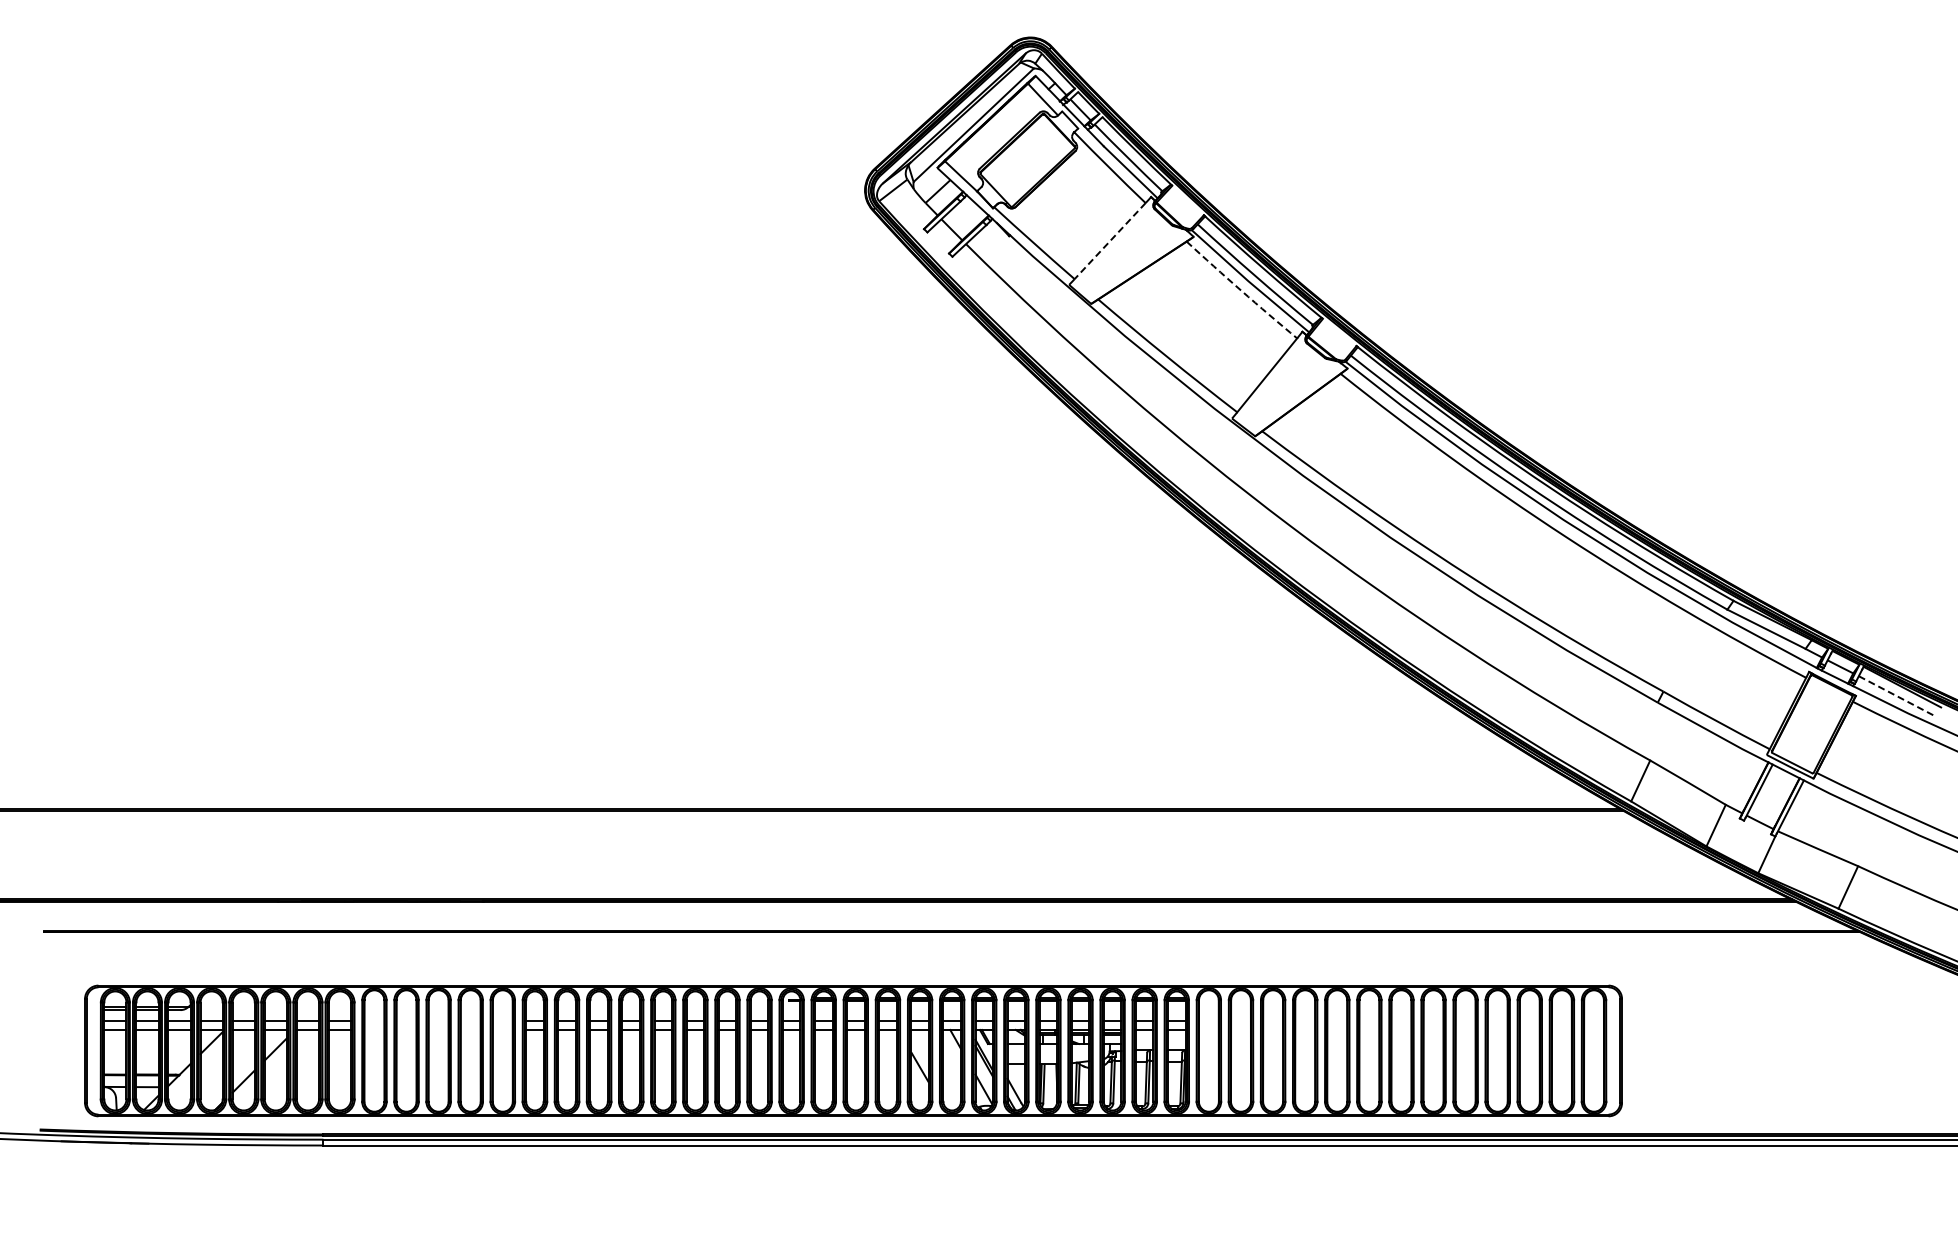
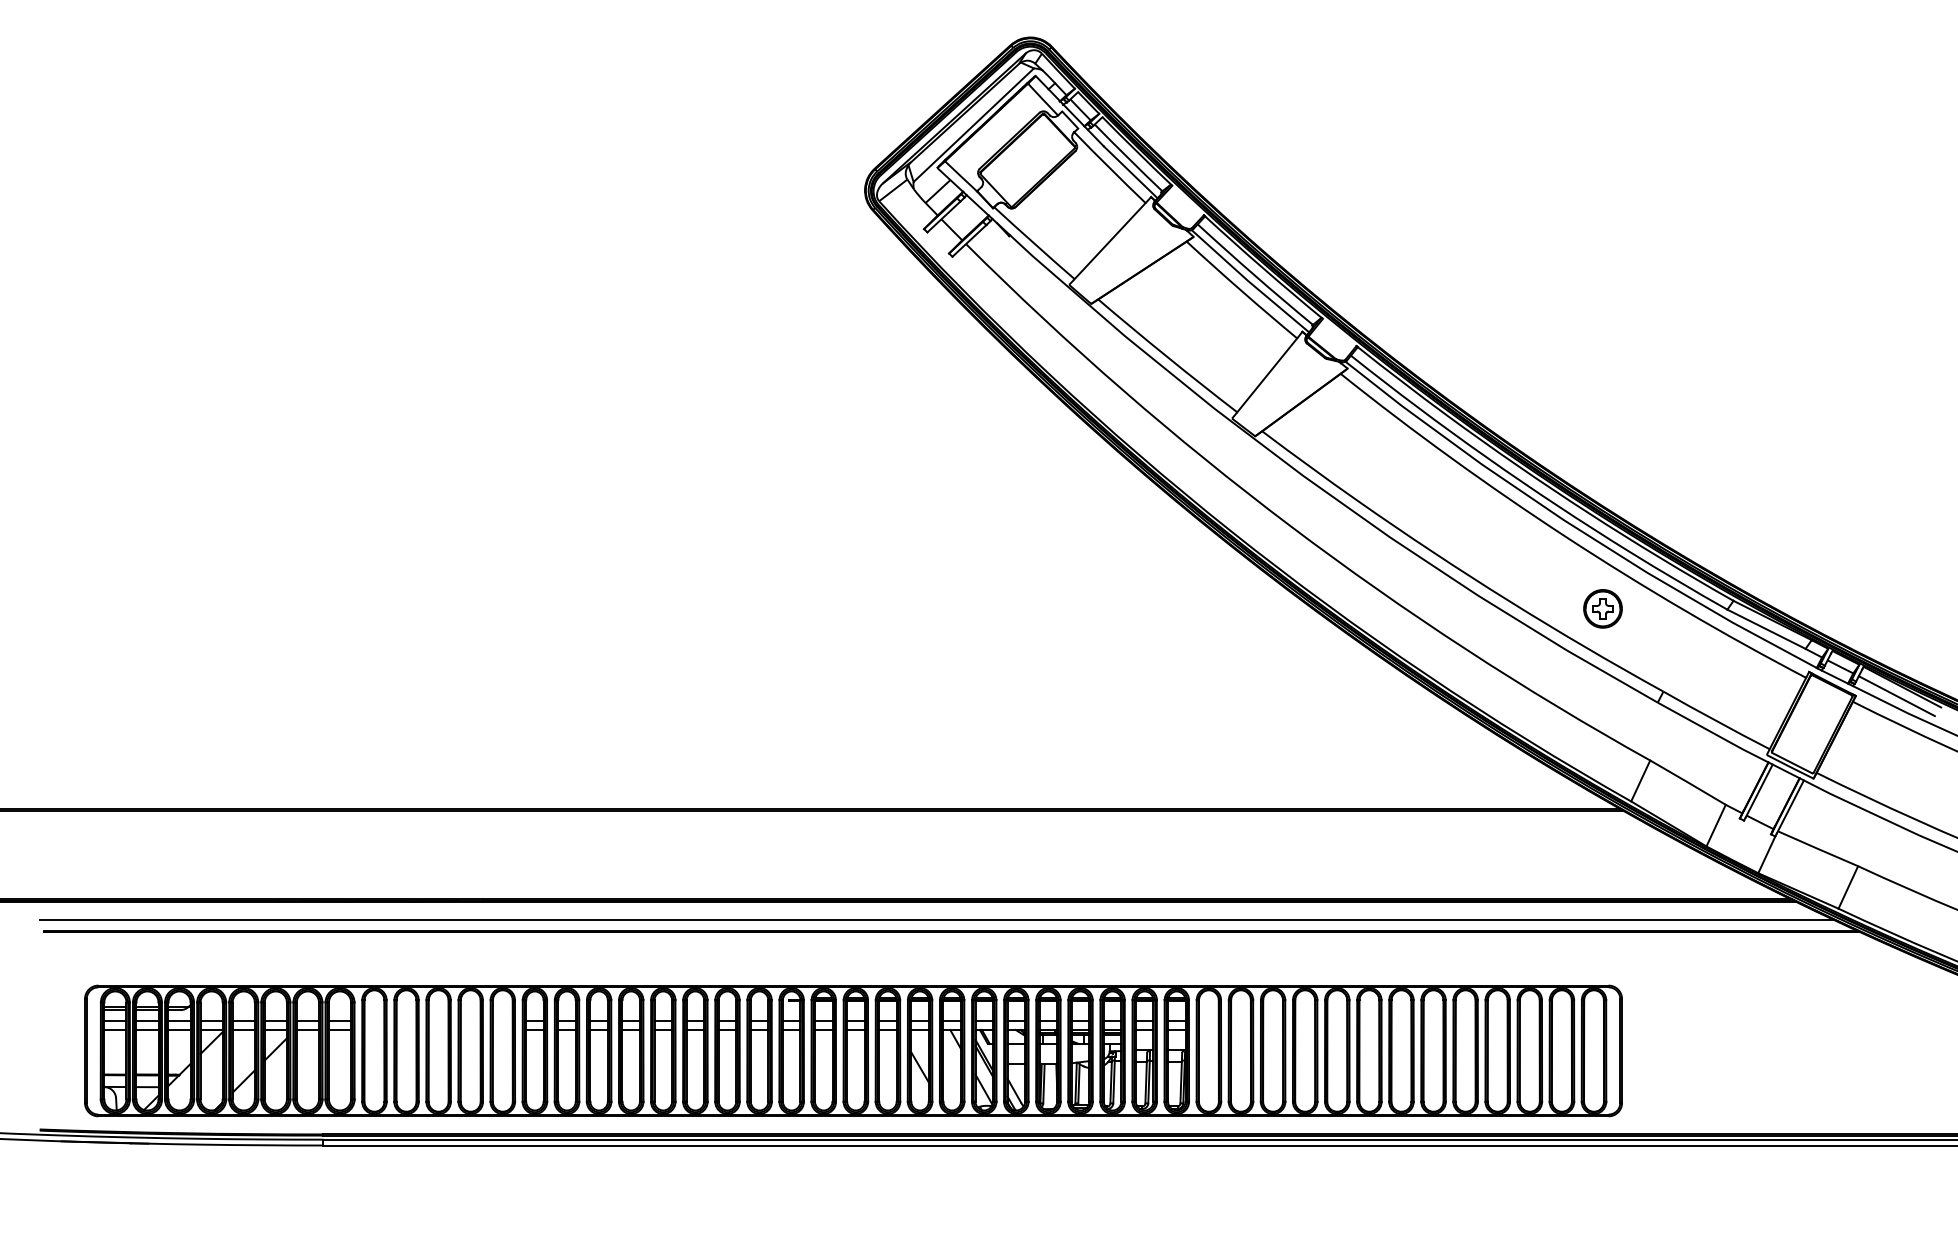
line: dashed -> solid (1109, 241)
arc: dashed -> solid (1241, 290)
part: none -> present (1602, 608)
line: dashed -> solid (1896, 696)
line: none -> present (936, 920)
